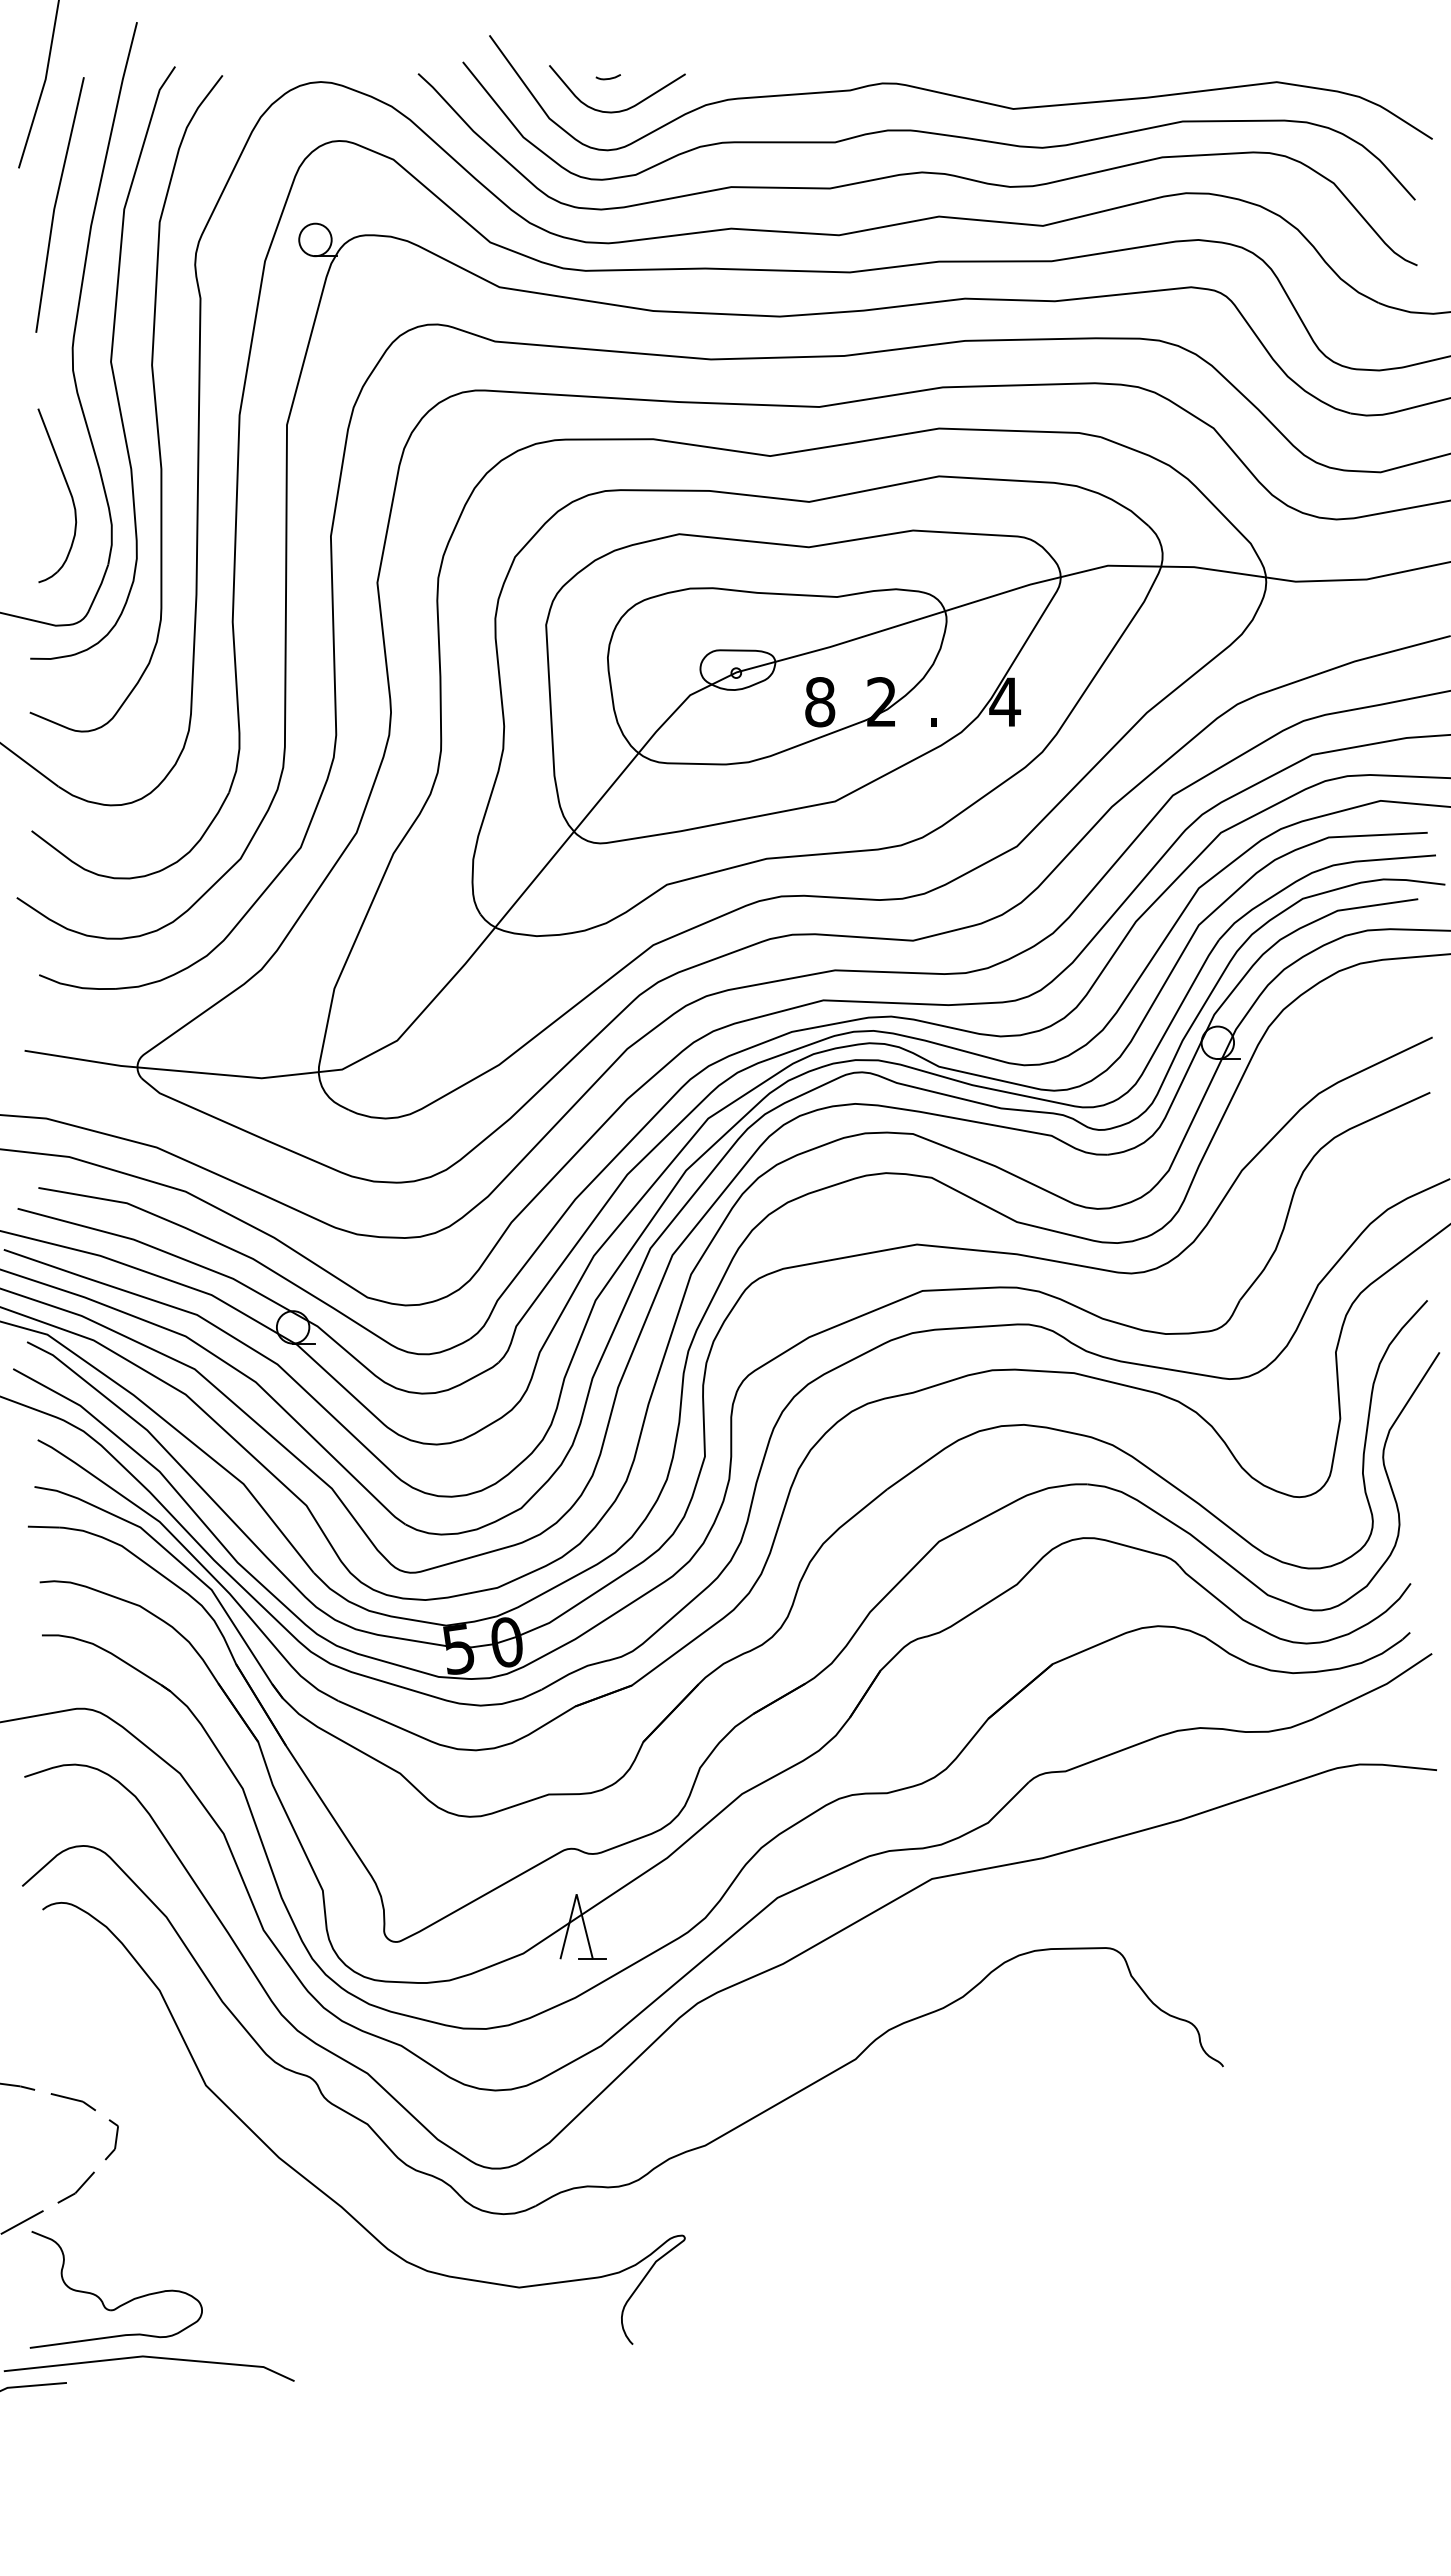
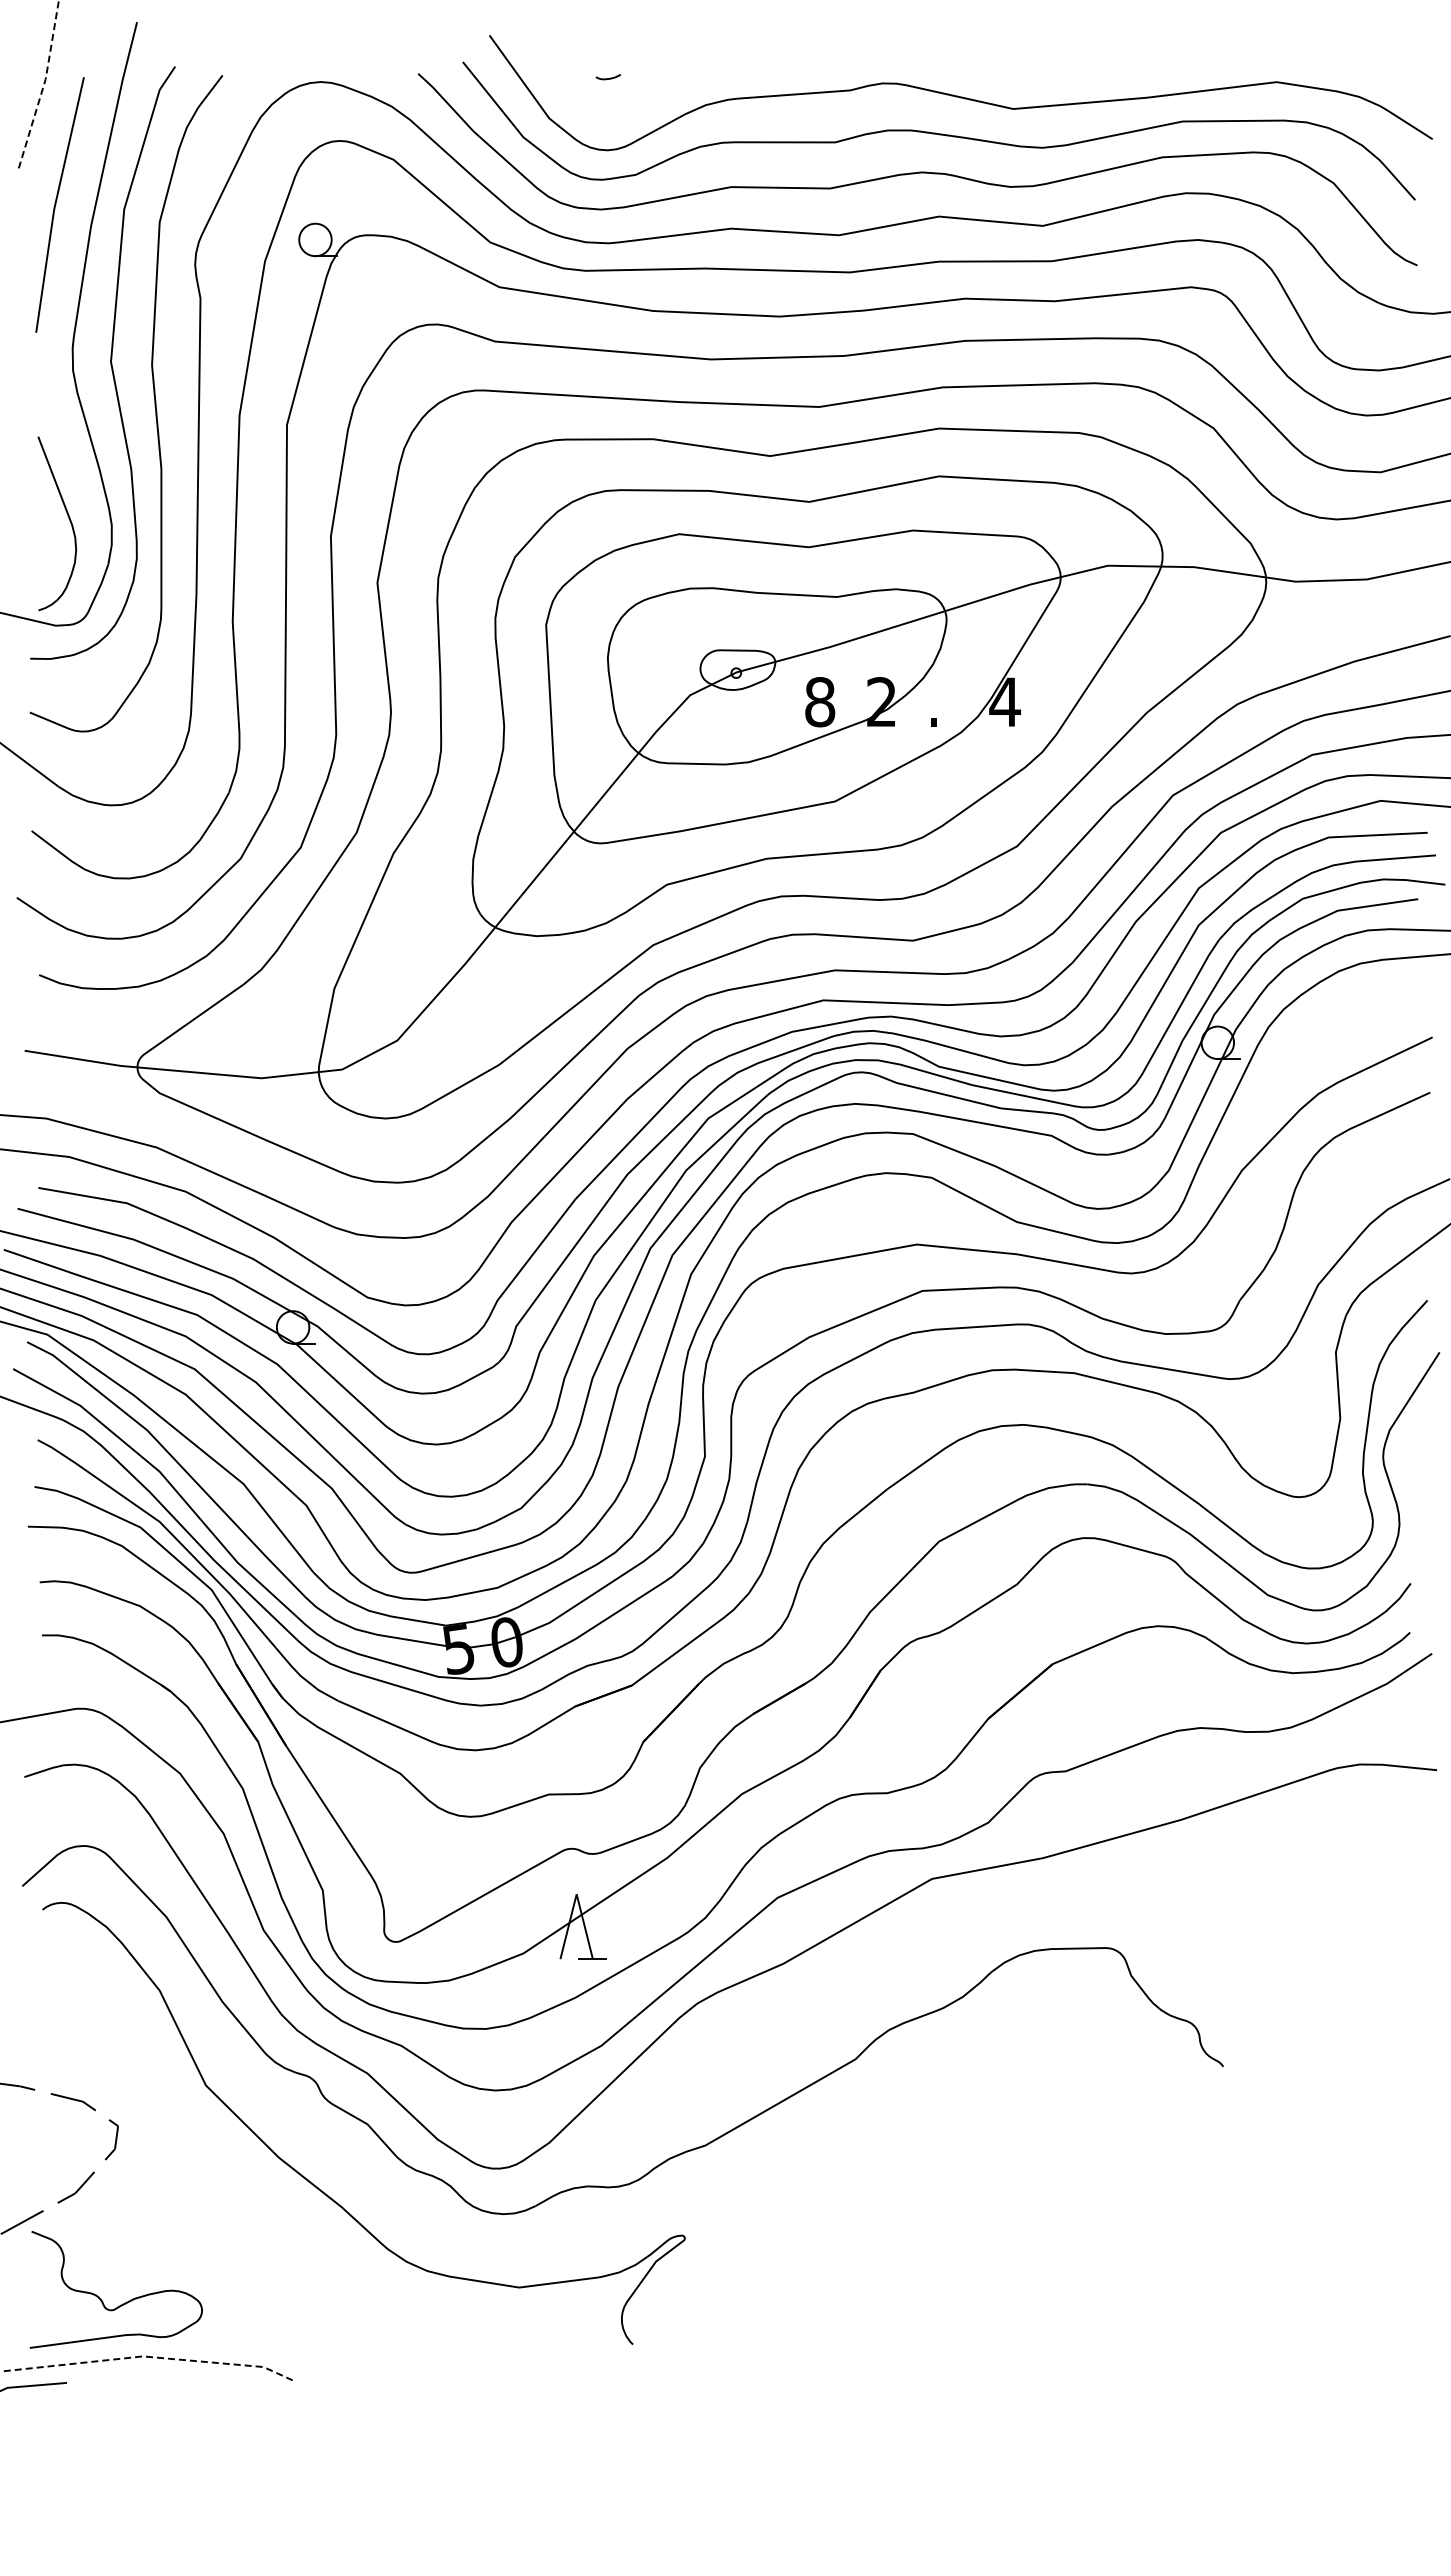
line: solid -> dashed (43, 85)
curve: present -> none (622, 109)
part position: (68, 490) -> (68, 518) (68, 518)
line: solid -> dashed (151, 2357)
